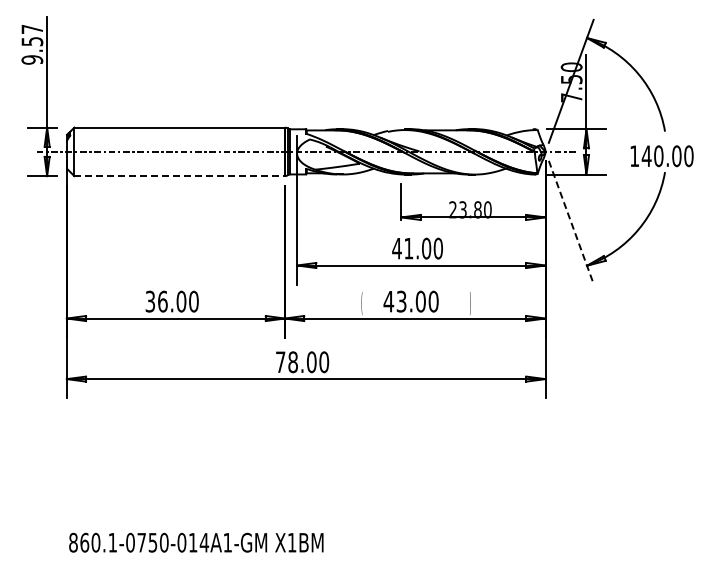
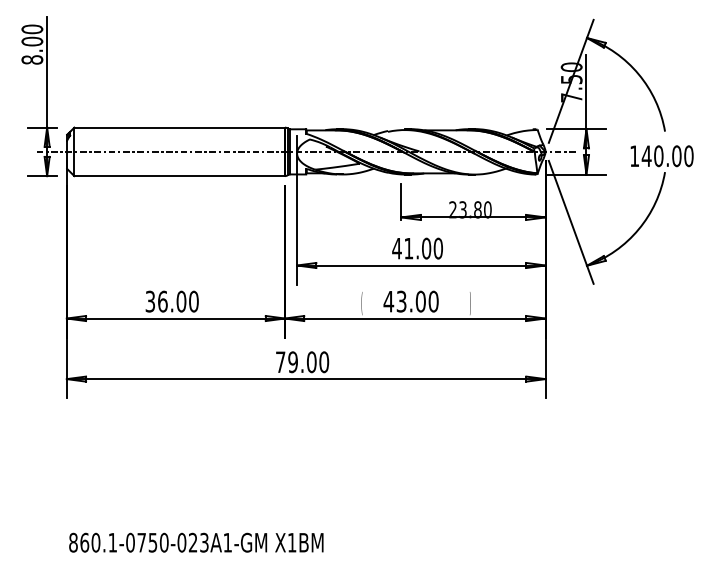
text: 9.57 -> 8.00 (32, 44)
line: dashed -> solid (180, 176)
line: dashed -> solid (571, 222)
text: 78.00 -> 79.00 (292, 362)
text: 860.1-0750-014A1-GM -> 860.1-0750-023A1-GM (198, 542)
